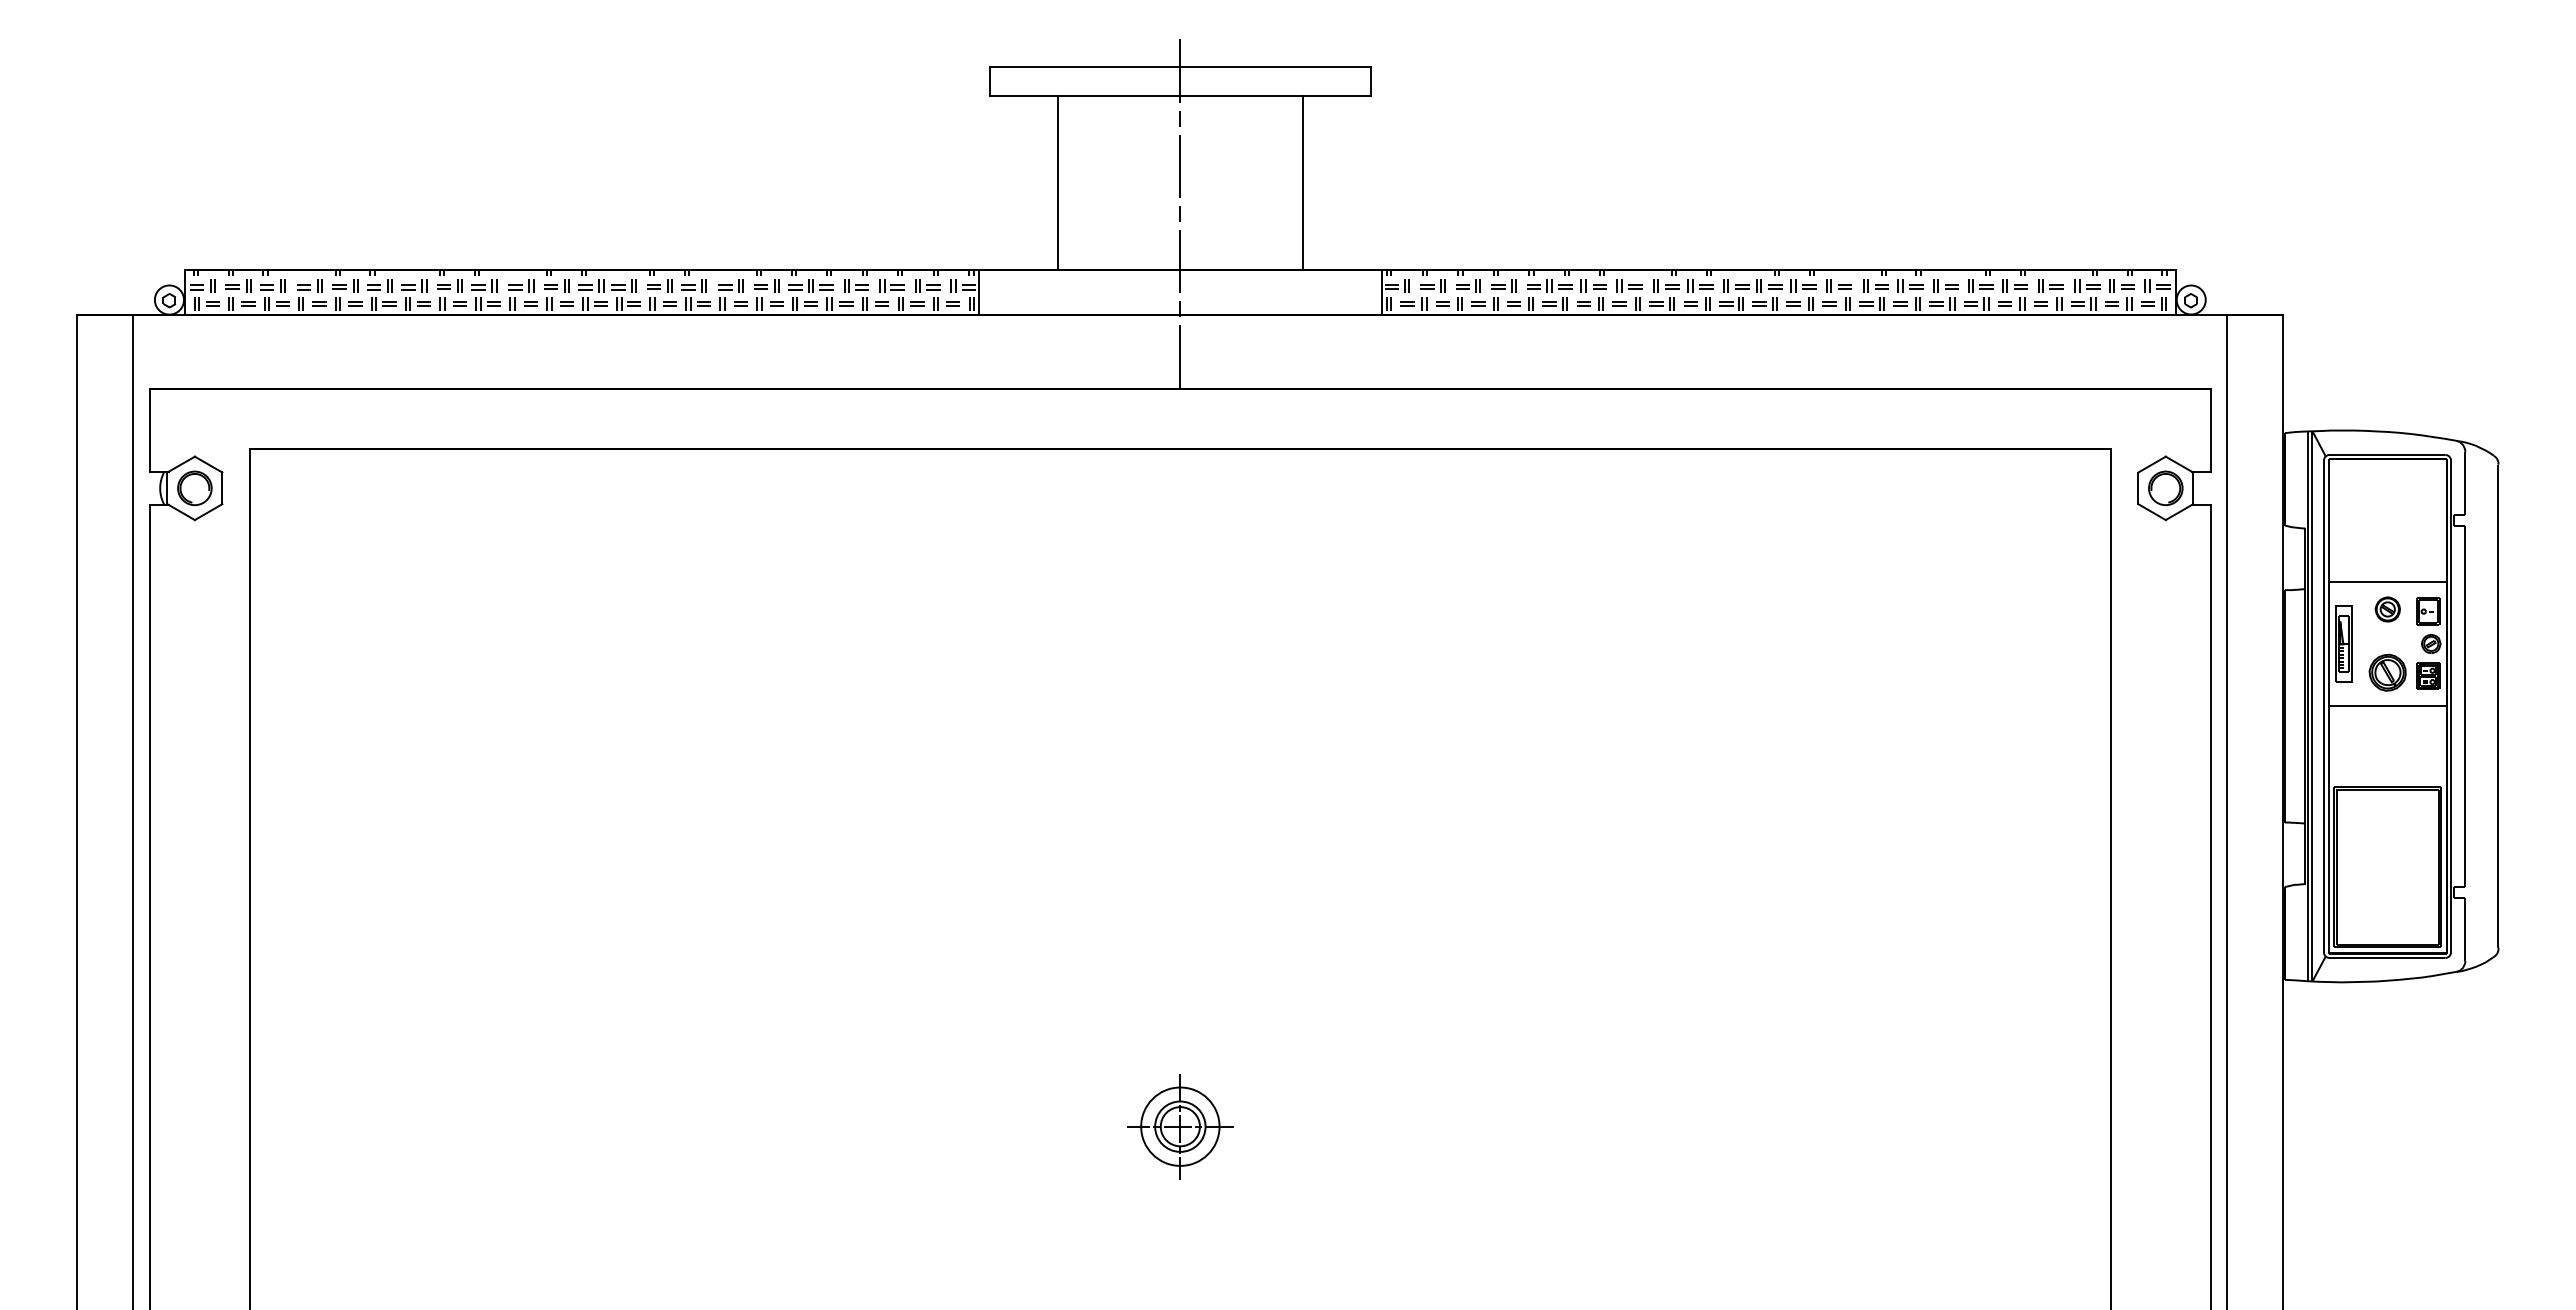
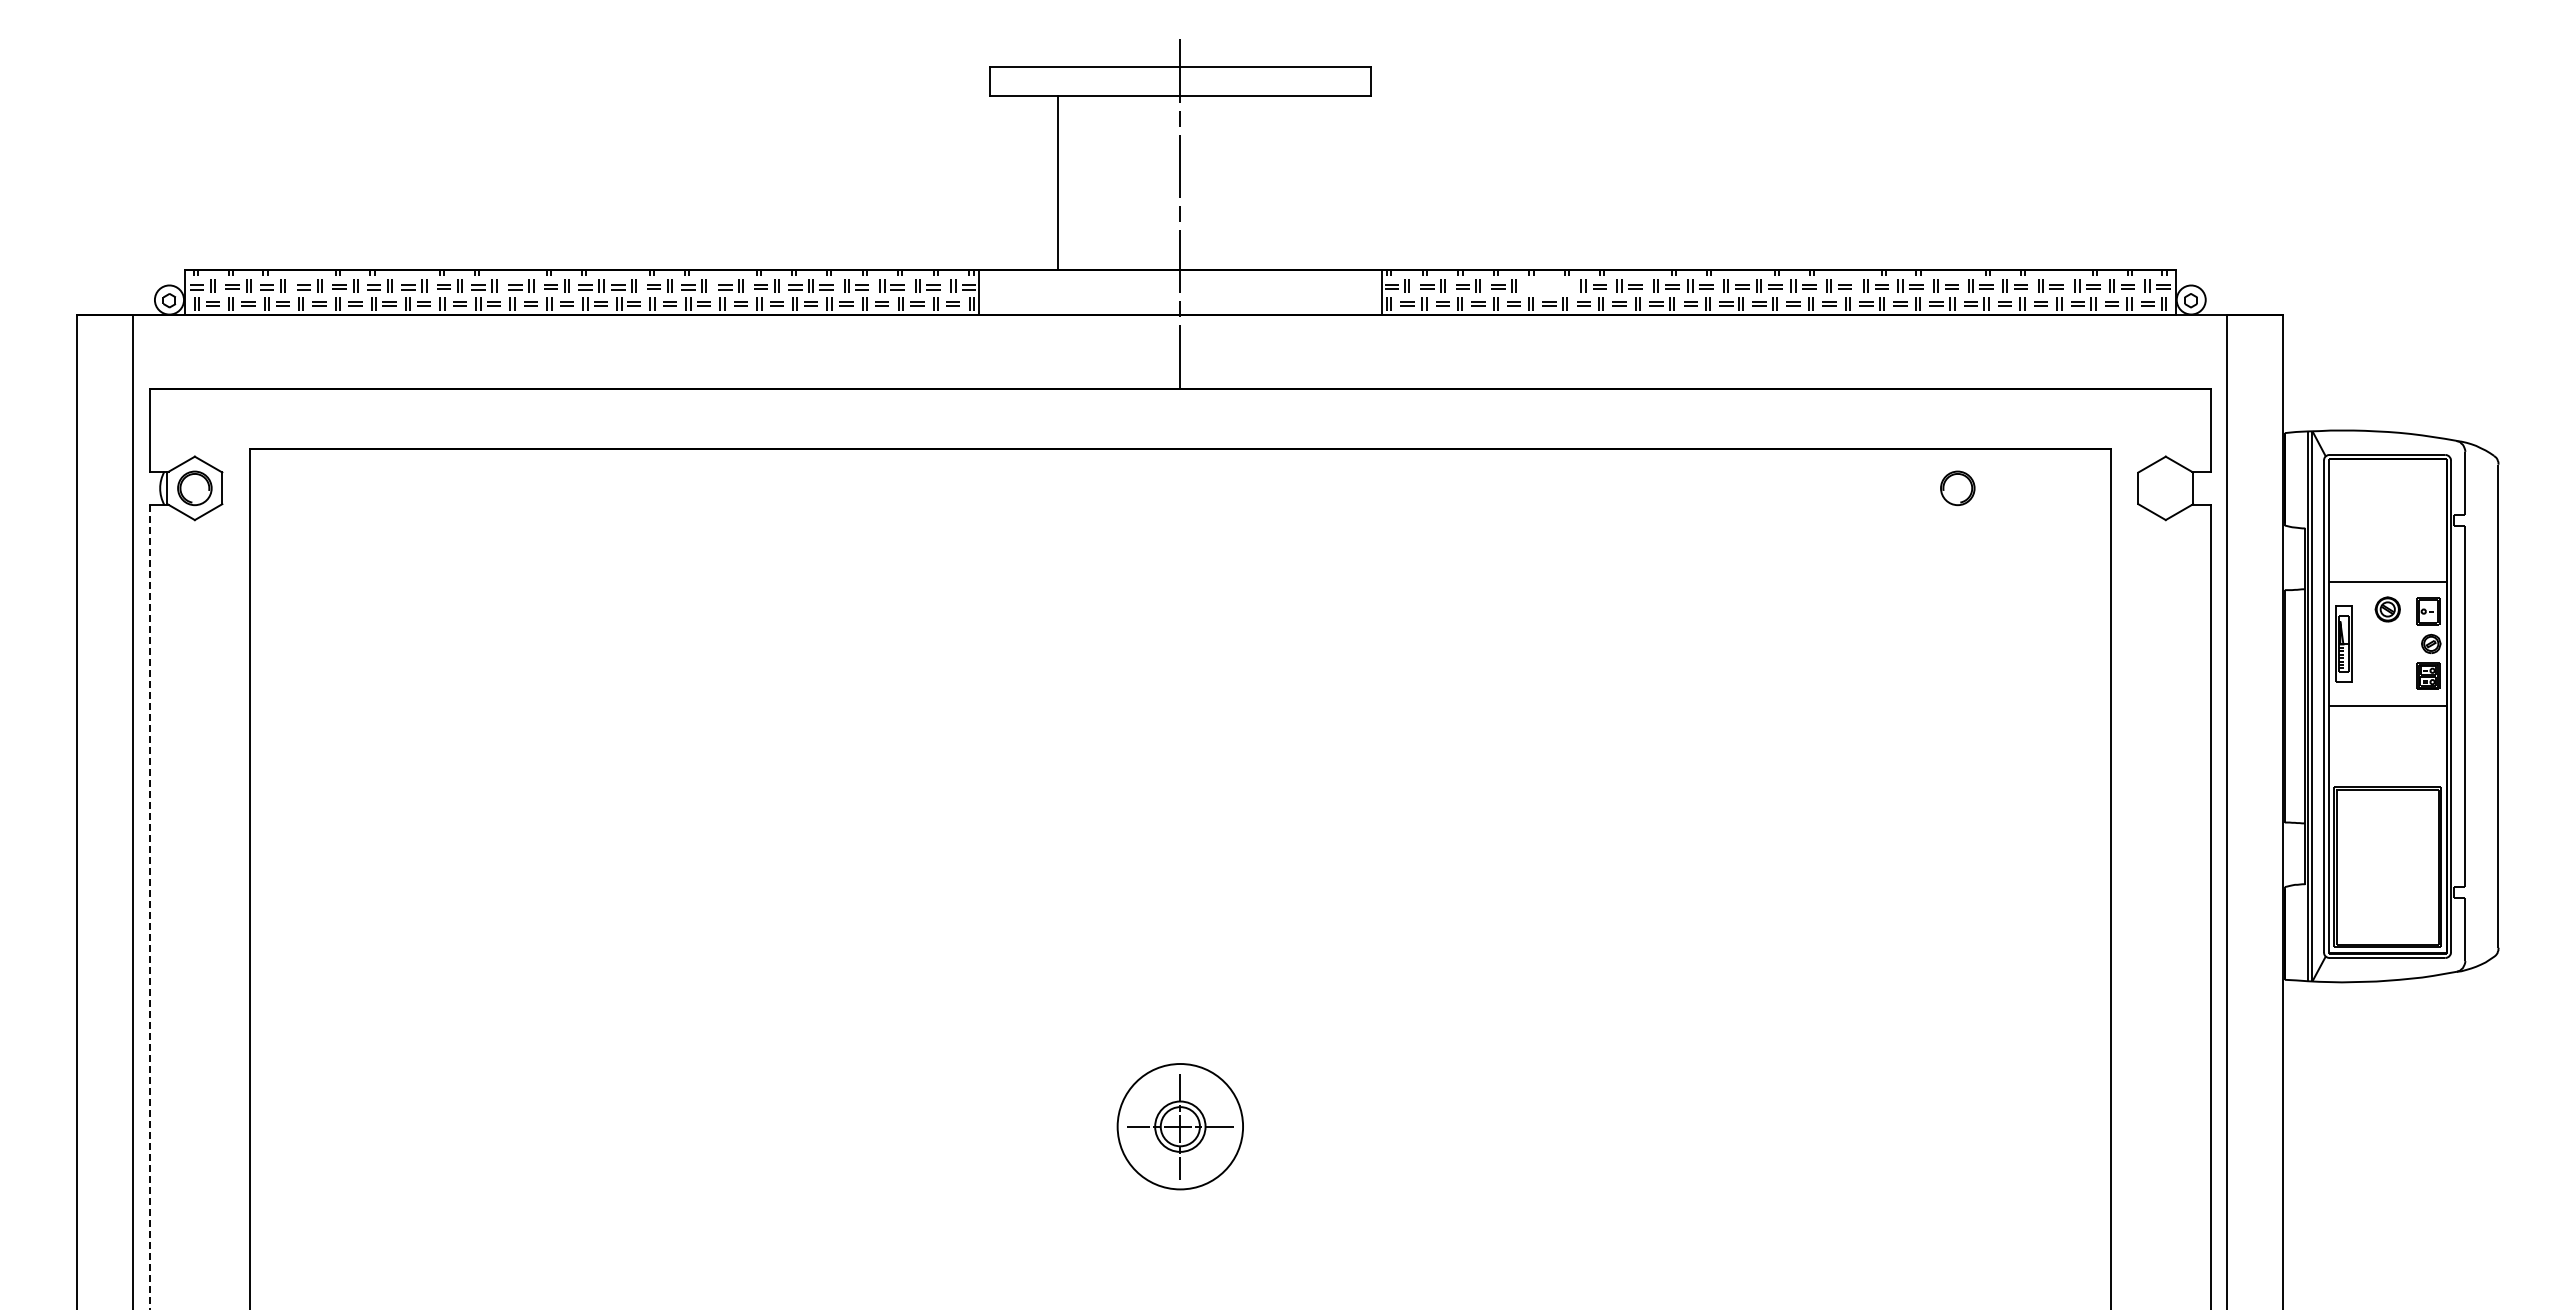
line: present -> none (1302, 183)
part: present -> none (1549, 285)
part position: (2165, 488) -> (1957, 488) (1957, 488)
part: present -> none (2387, 672)
line: solid -> dashed (150, 907)
circle diameter: 78 px -> 125 px (1180, 1126)
